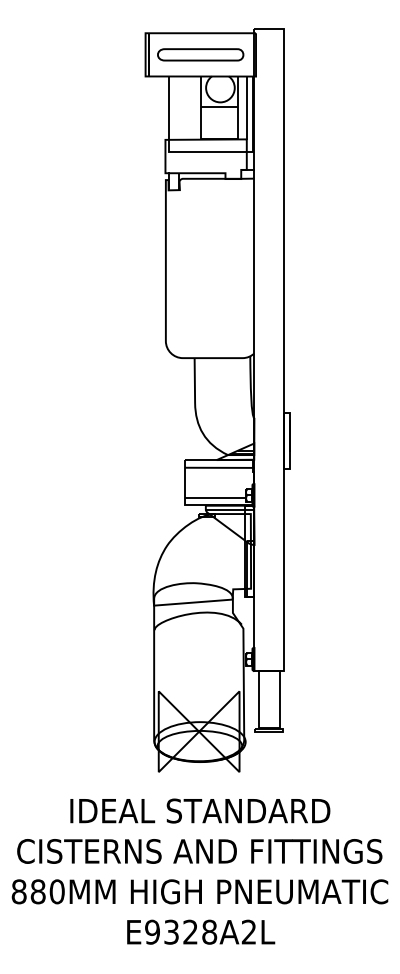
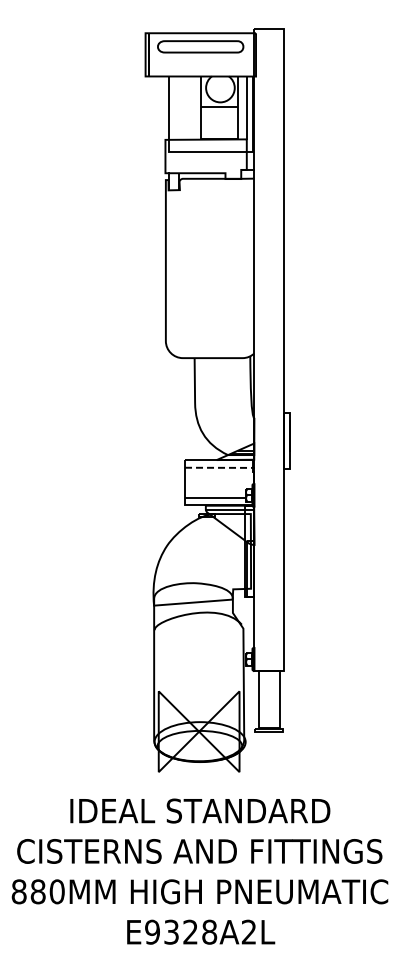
part position: (200, 54) -> (200, 46) (200, 46)
line: solid -> dashed (220, 467)
